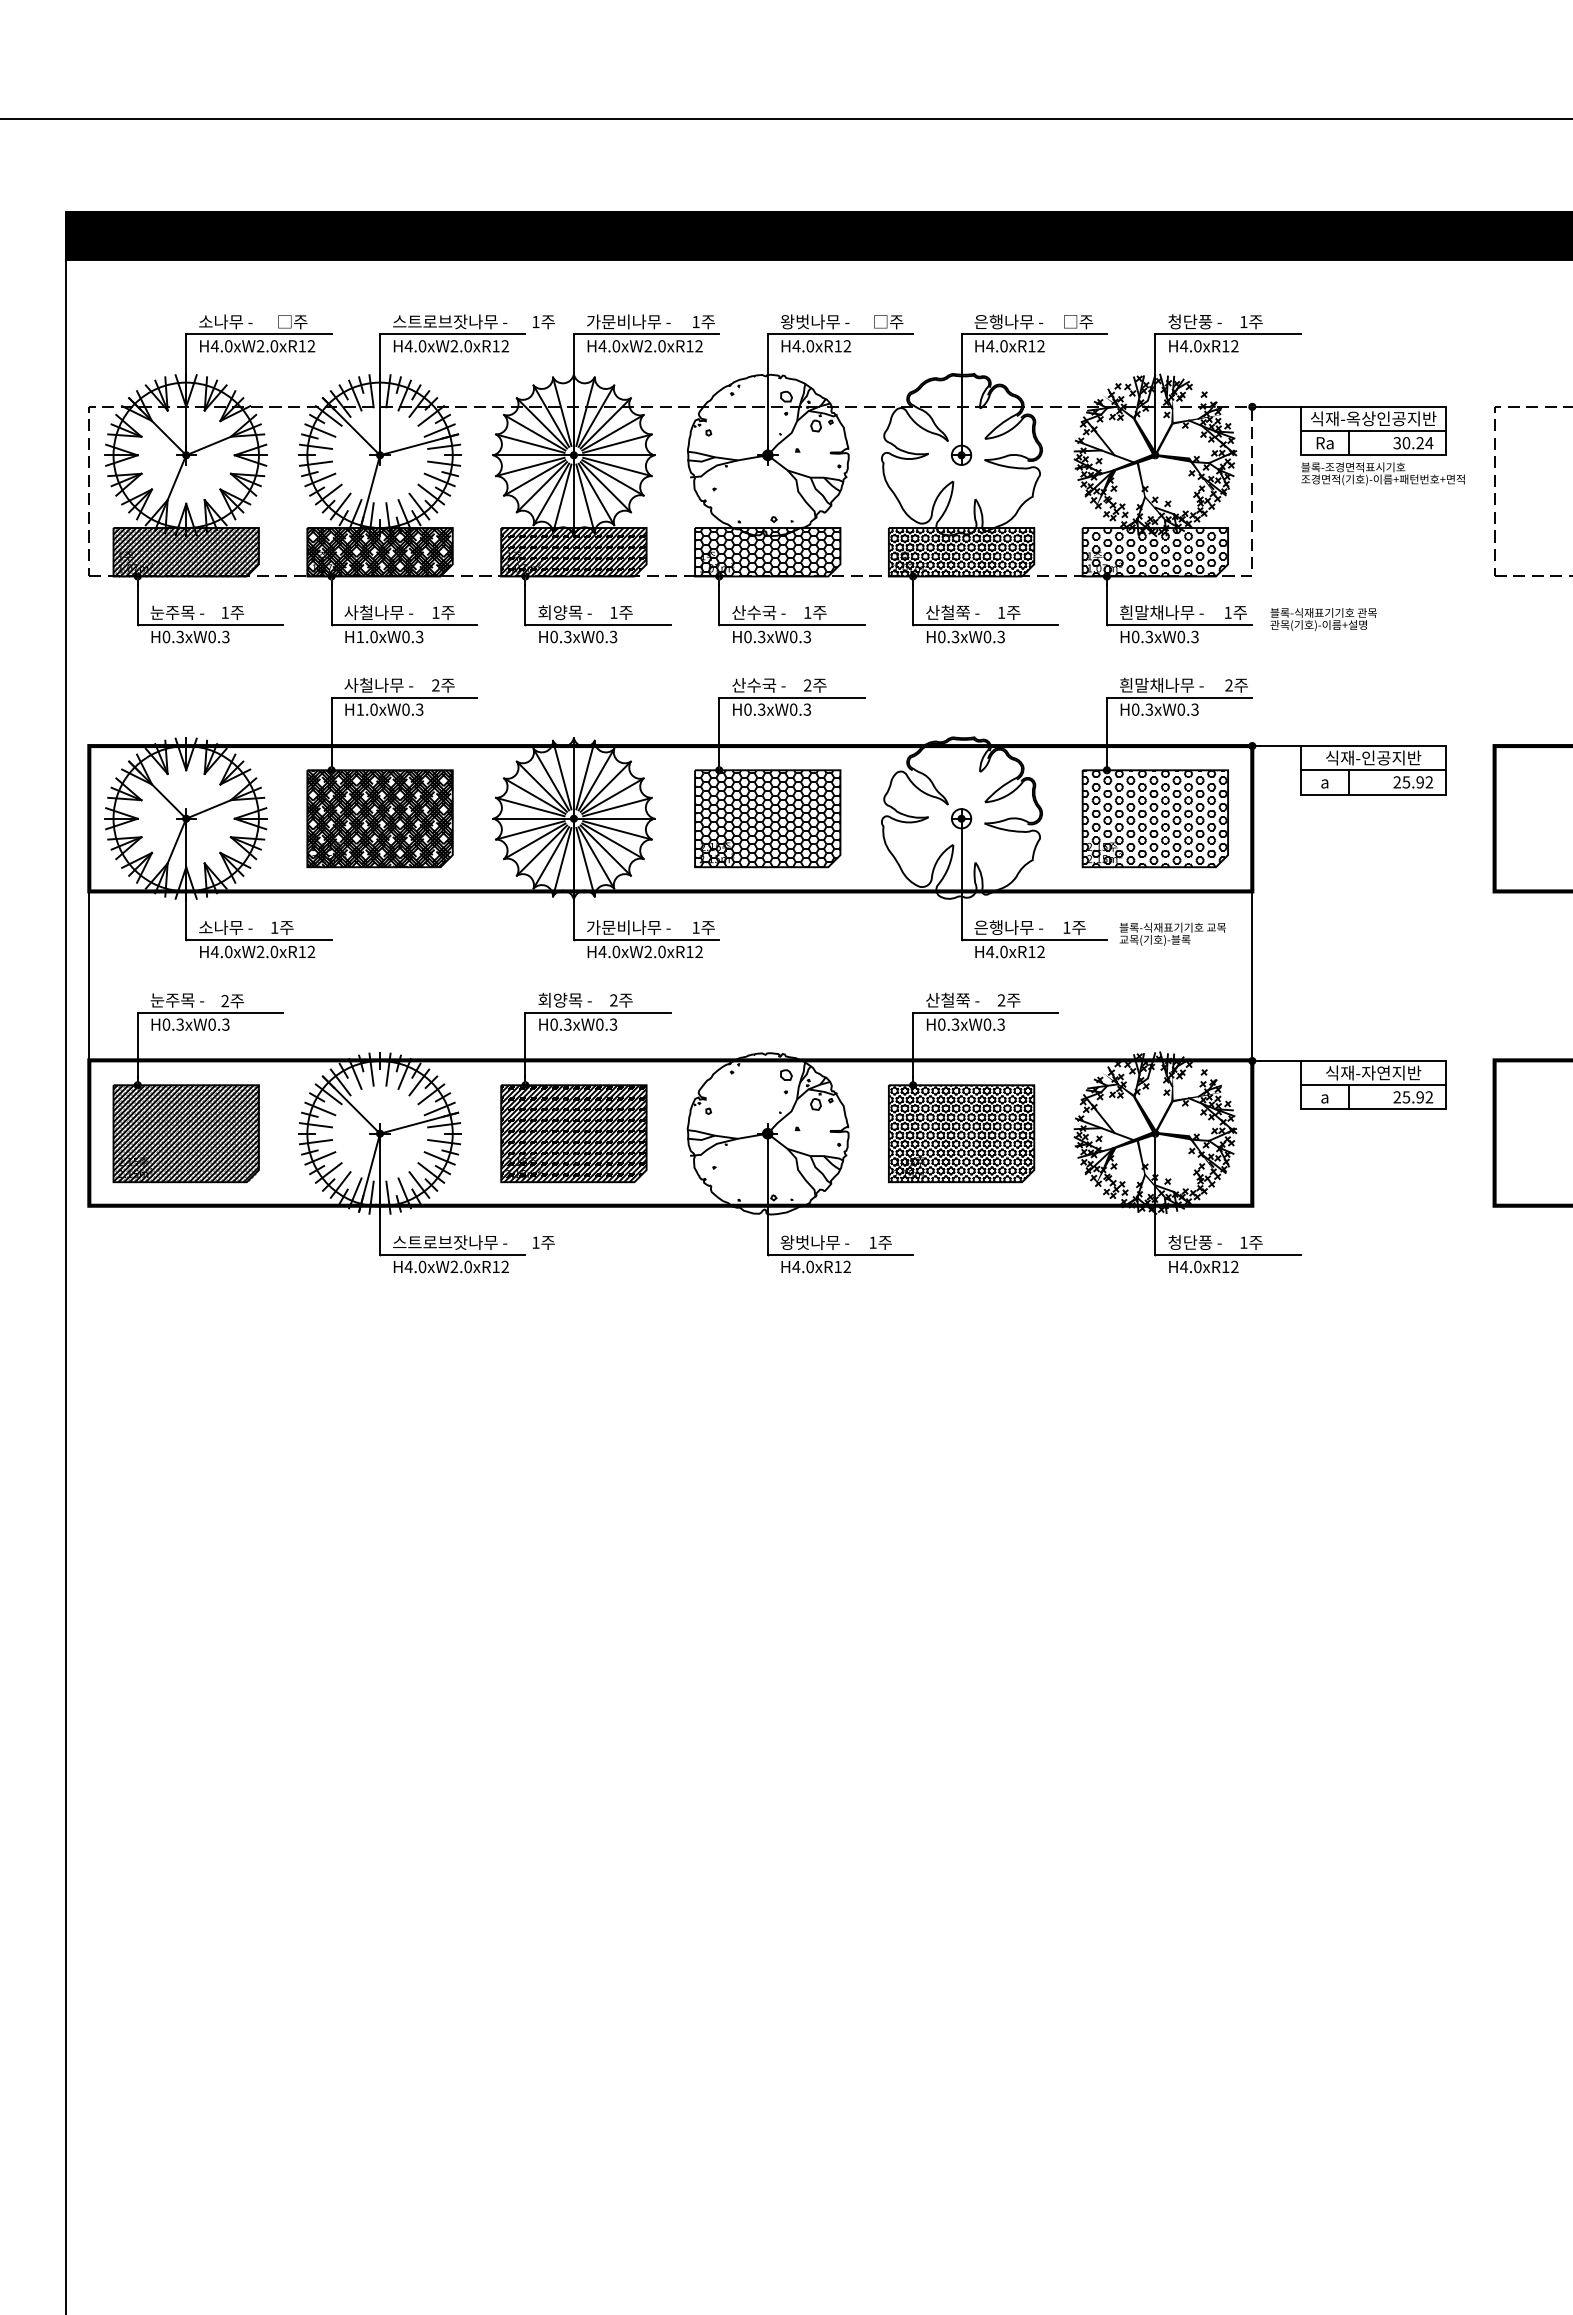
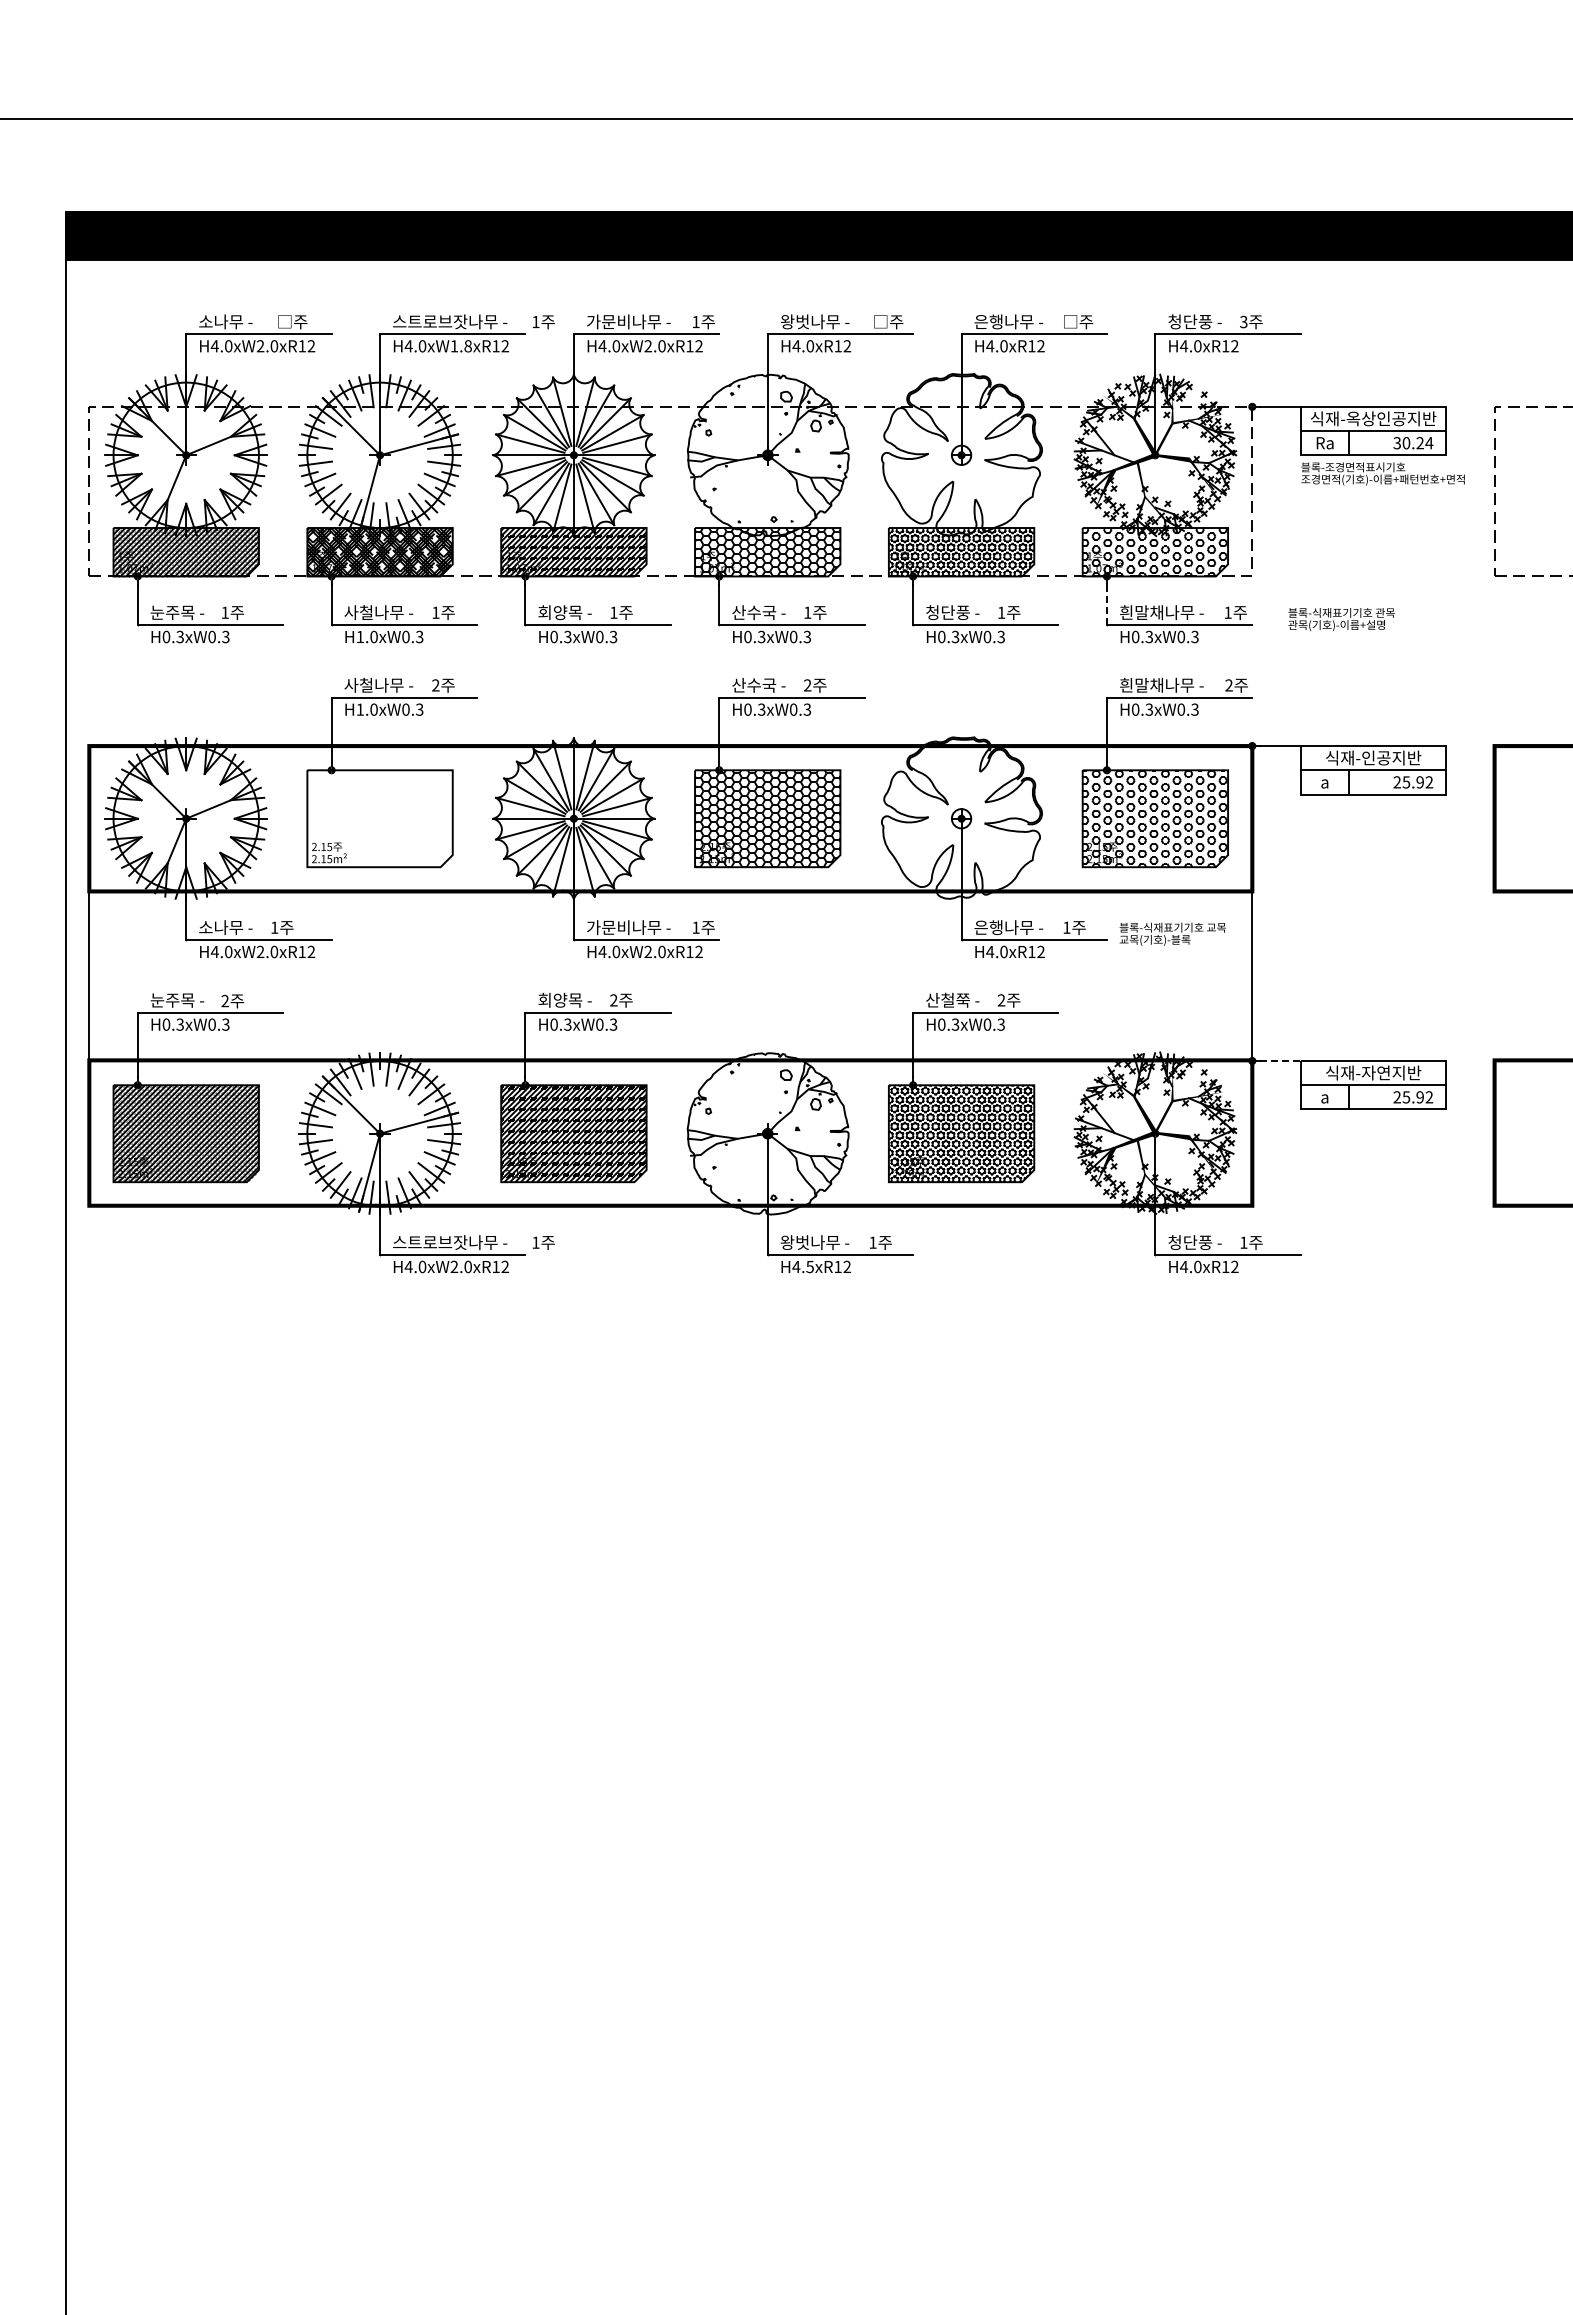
text: 1 -> 3 (1243, 321)
text: H4.0xW2.0xR12 -> H4.0xW1.8xR12 (460, 346)
line: solid -> dashed (1106, 605)
text: 산철쭉 - -> 청단풍 - (947, 612)
text position: (1323, 619) -> (1341, 619) (1341, 619)
hatch: present -> none (379, 818)
line: solid -> dashed (1281, 1061)
text: H4.0xR12 -> H4.5xR12 (809, 1266)
